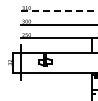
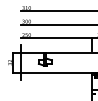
line: dashed -> solid (59, 11)
